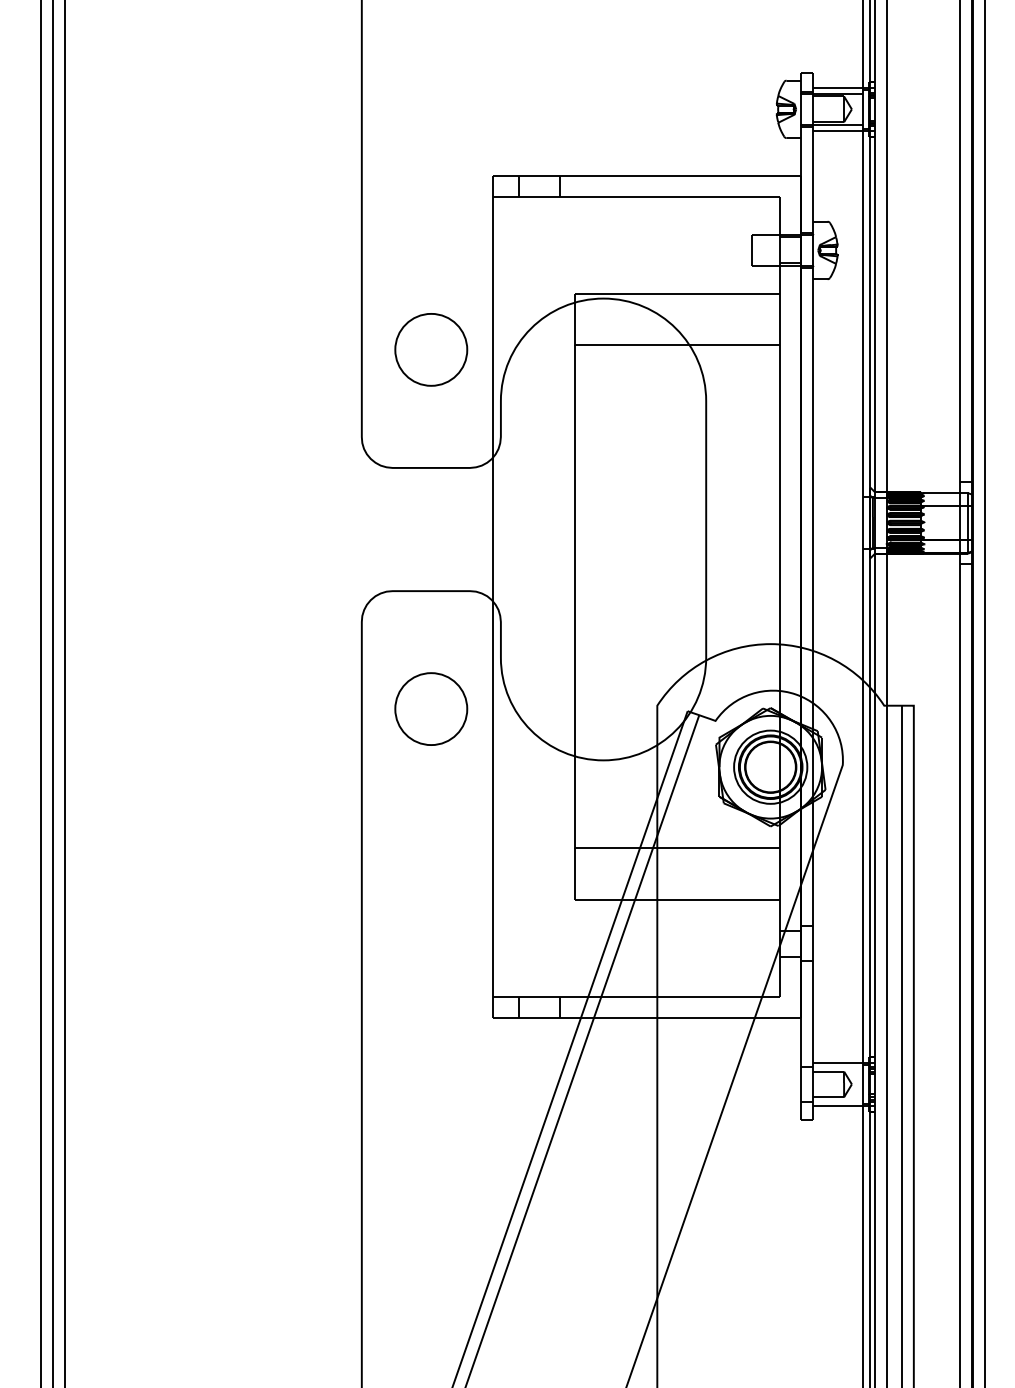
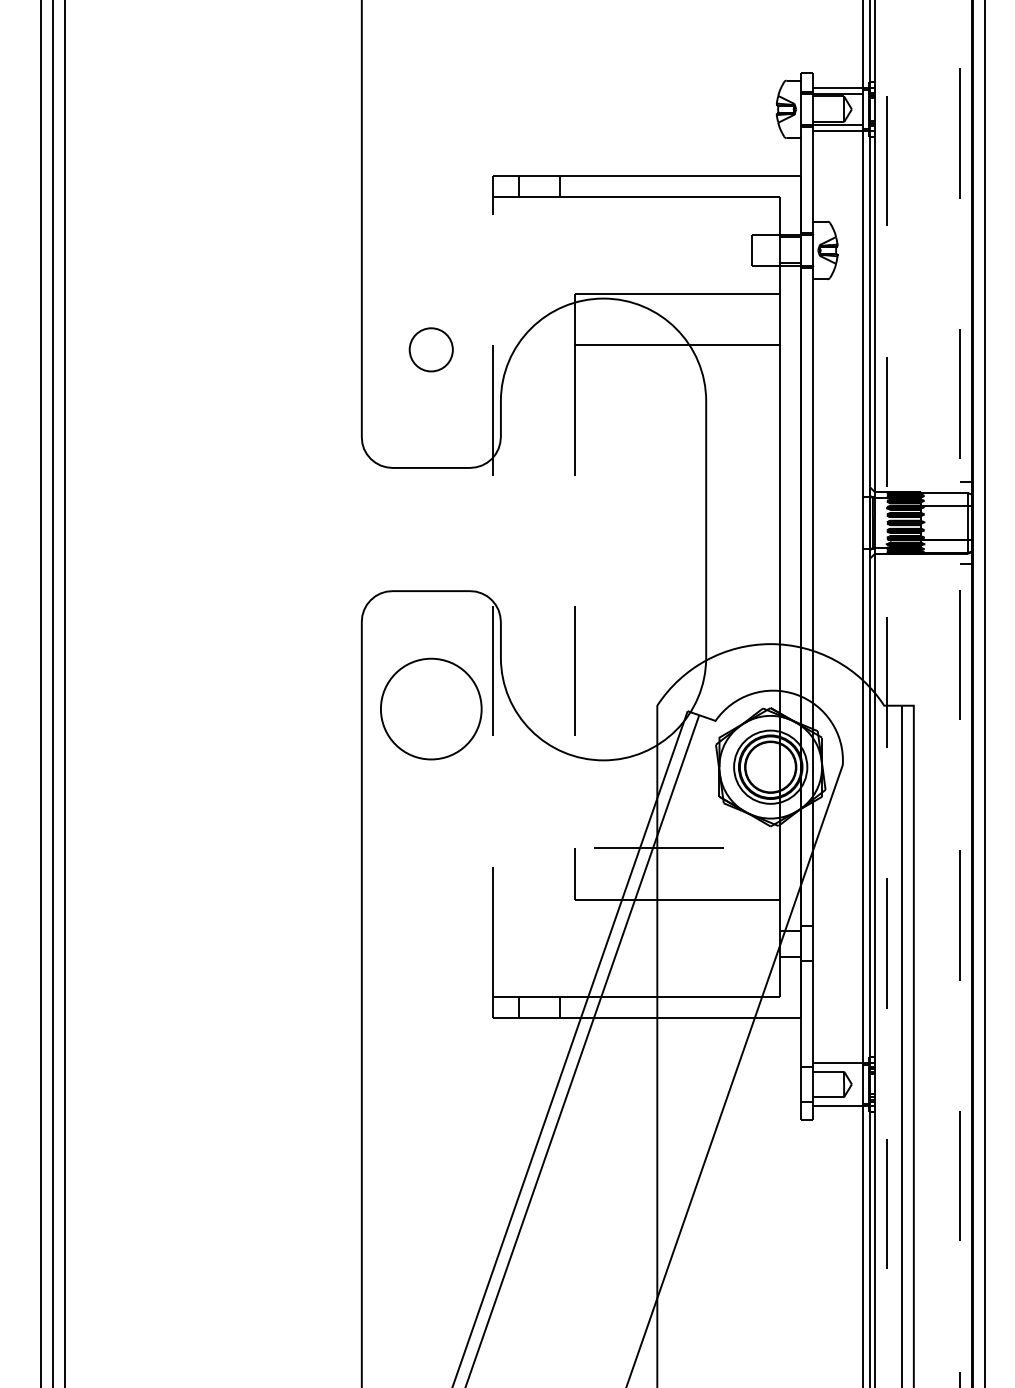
circle diameter: 72 px -> 43 px (430, 349)
line: solid -> dashed (493, 585)
line: solid -> dashed (887, 693)
line: solid -> dashed (960, 694)
line: solid -> dashed (575, 700)
circle diameter: 72 px -> 101 px (430, 708)
